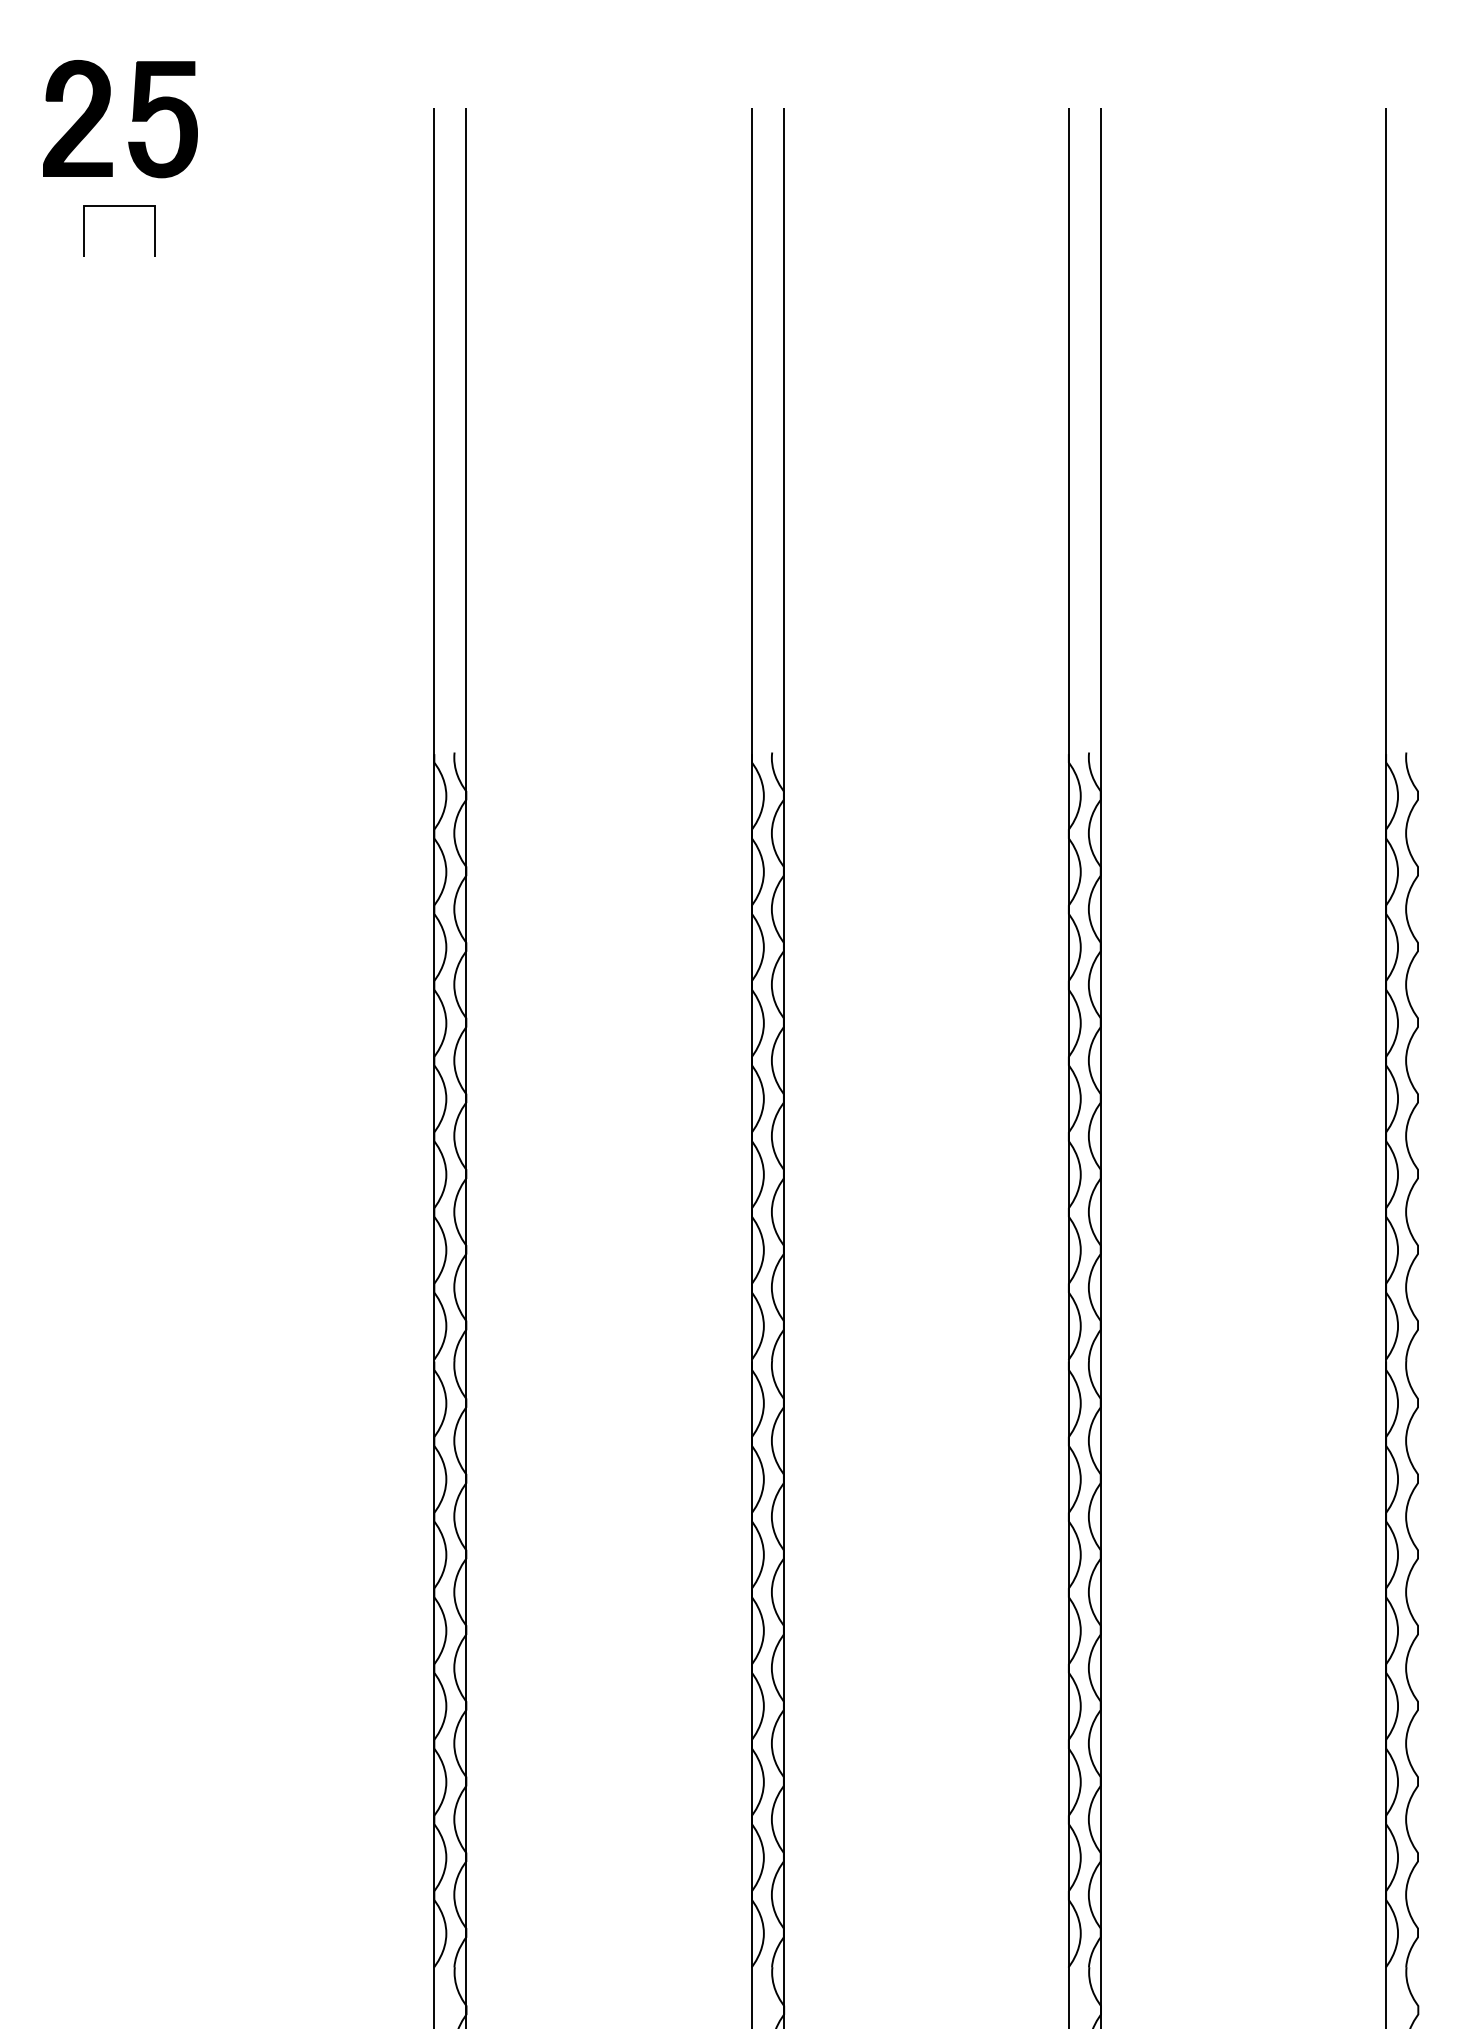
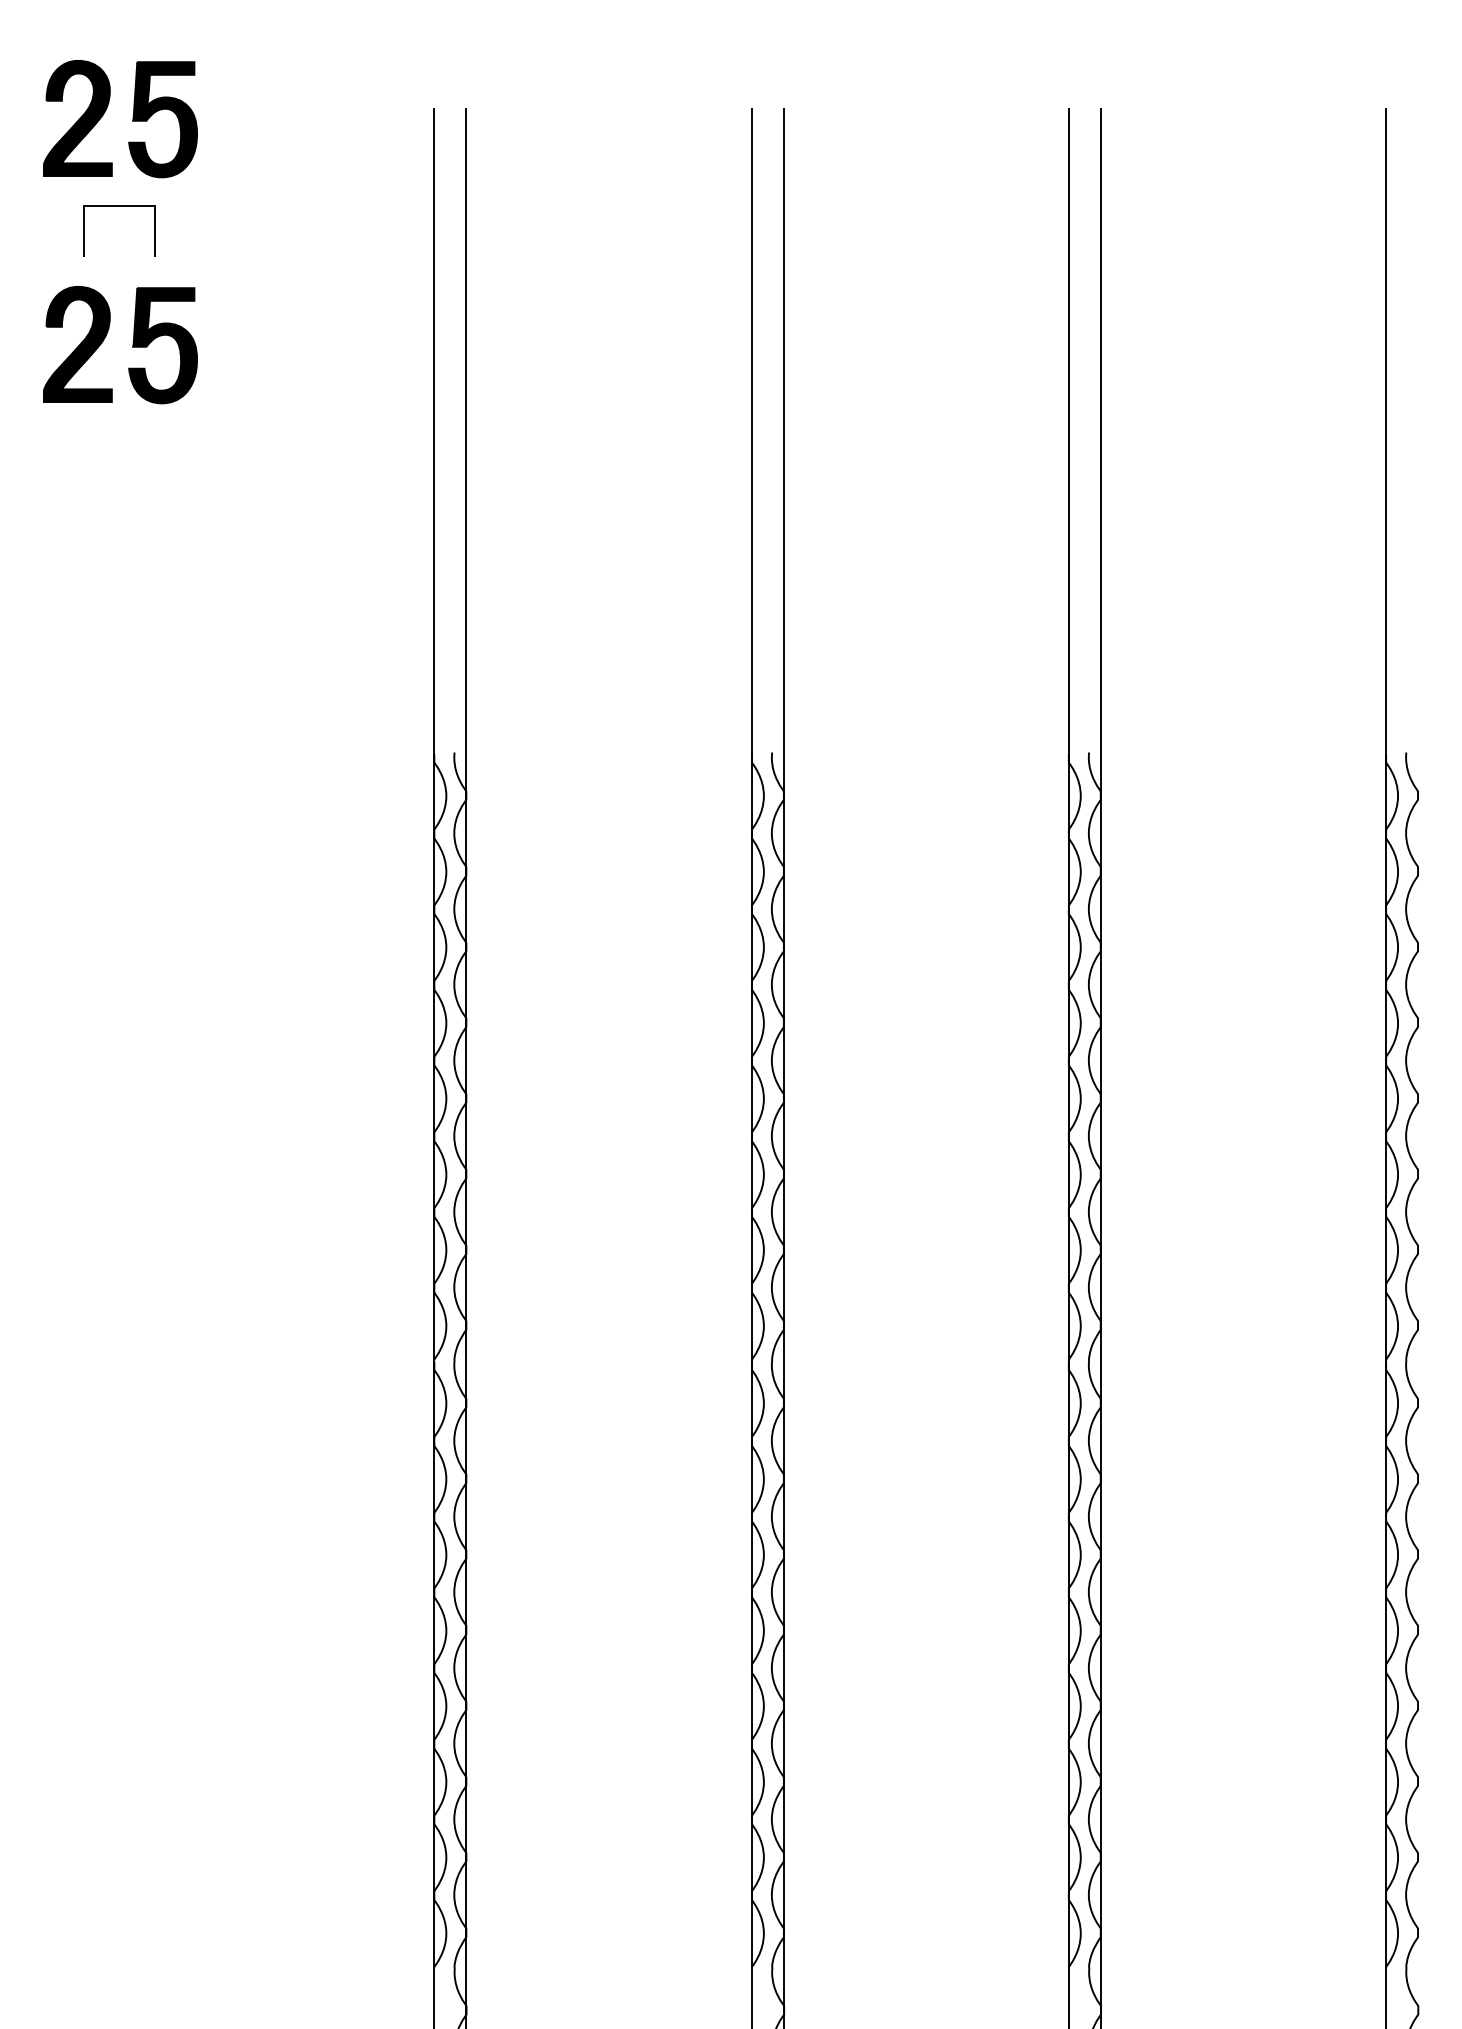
part: none -> present (132, 345)
